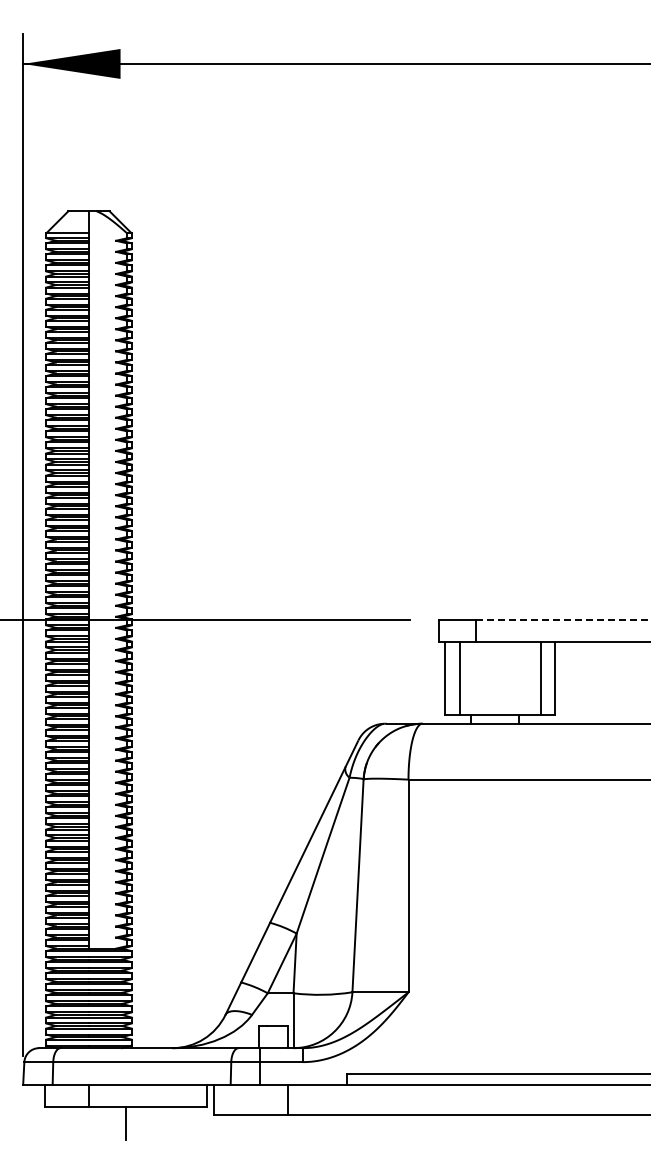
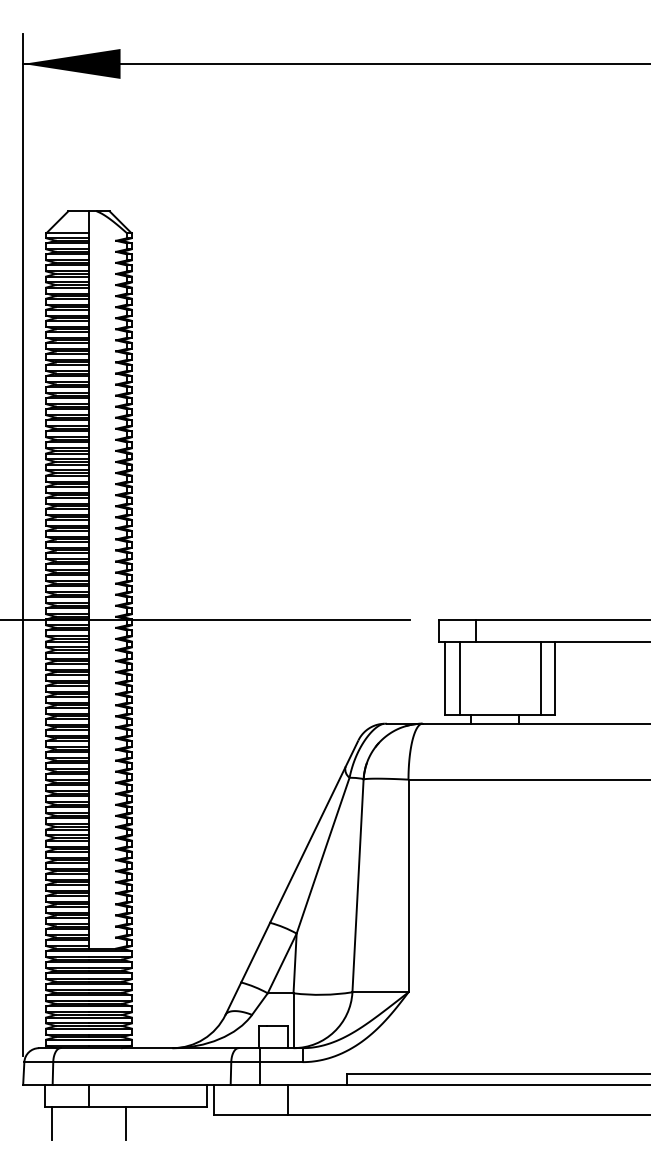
line: dashed -> solid (564, 619)
line: none -> present (52, 1123)
